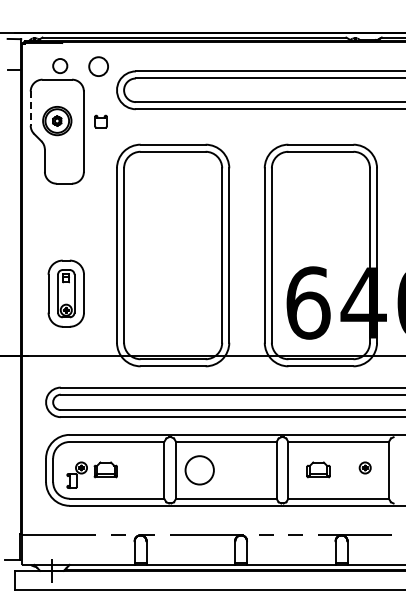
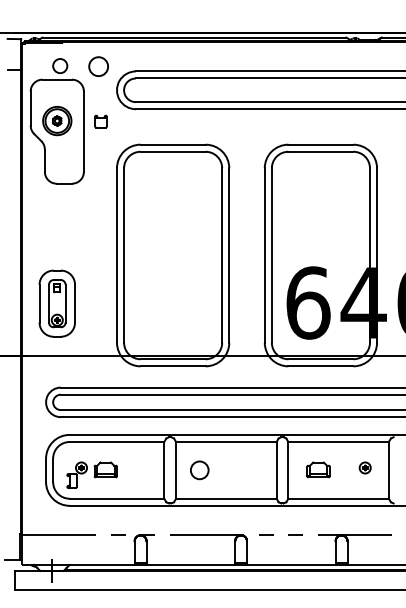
line: dashed -> solid (30, 109)
part position: (65, 293) -> (56, 303) (56, 303)
circle diameter: 28 px -> 18 px (199, 470)
